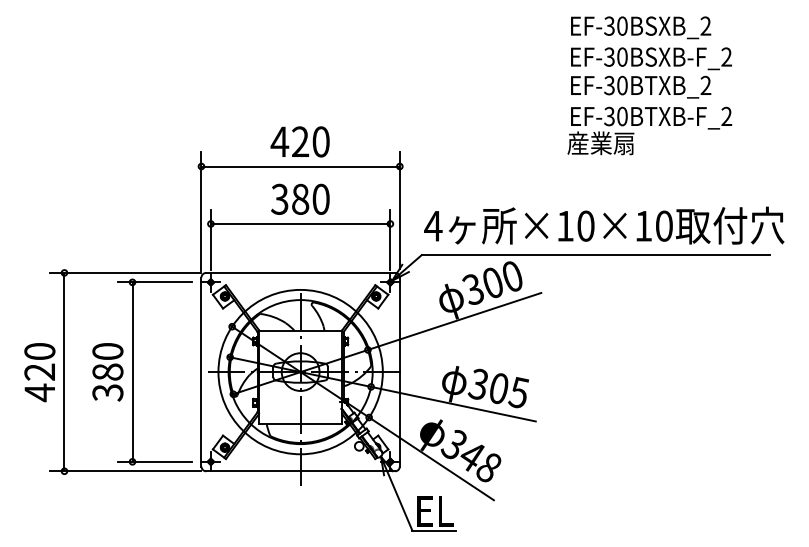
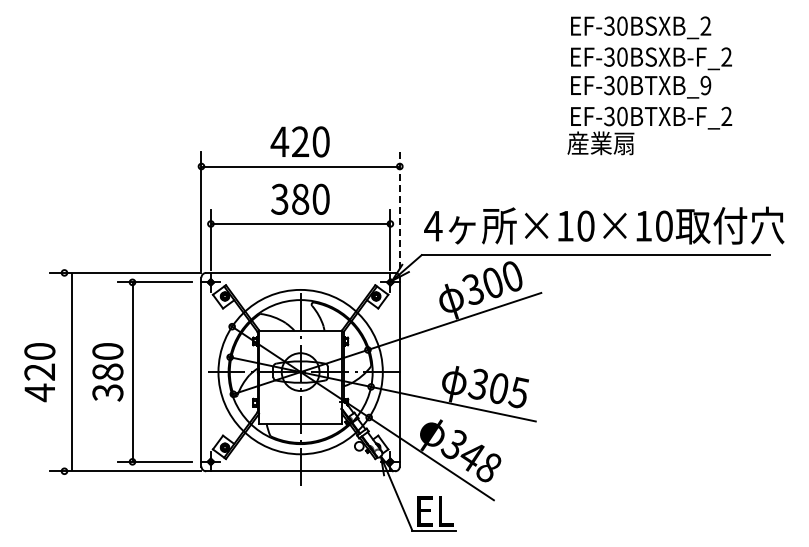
text: EF-30BTXB_2 -> EF-30BTXB_9 (705, 85)
line: solid -> dashed (399, 210)
line position: (64, 371) -> (72, 371) (72, 371)
